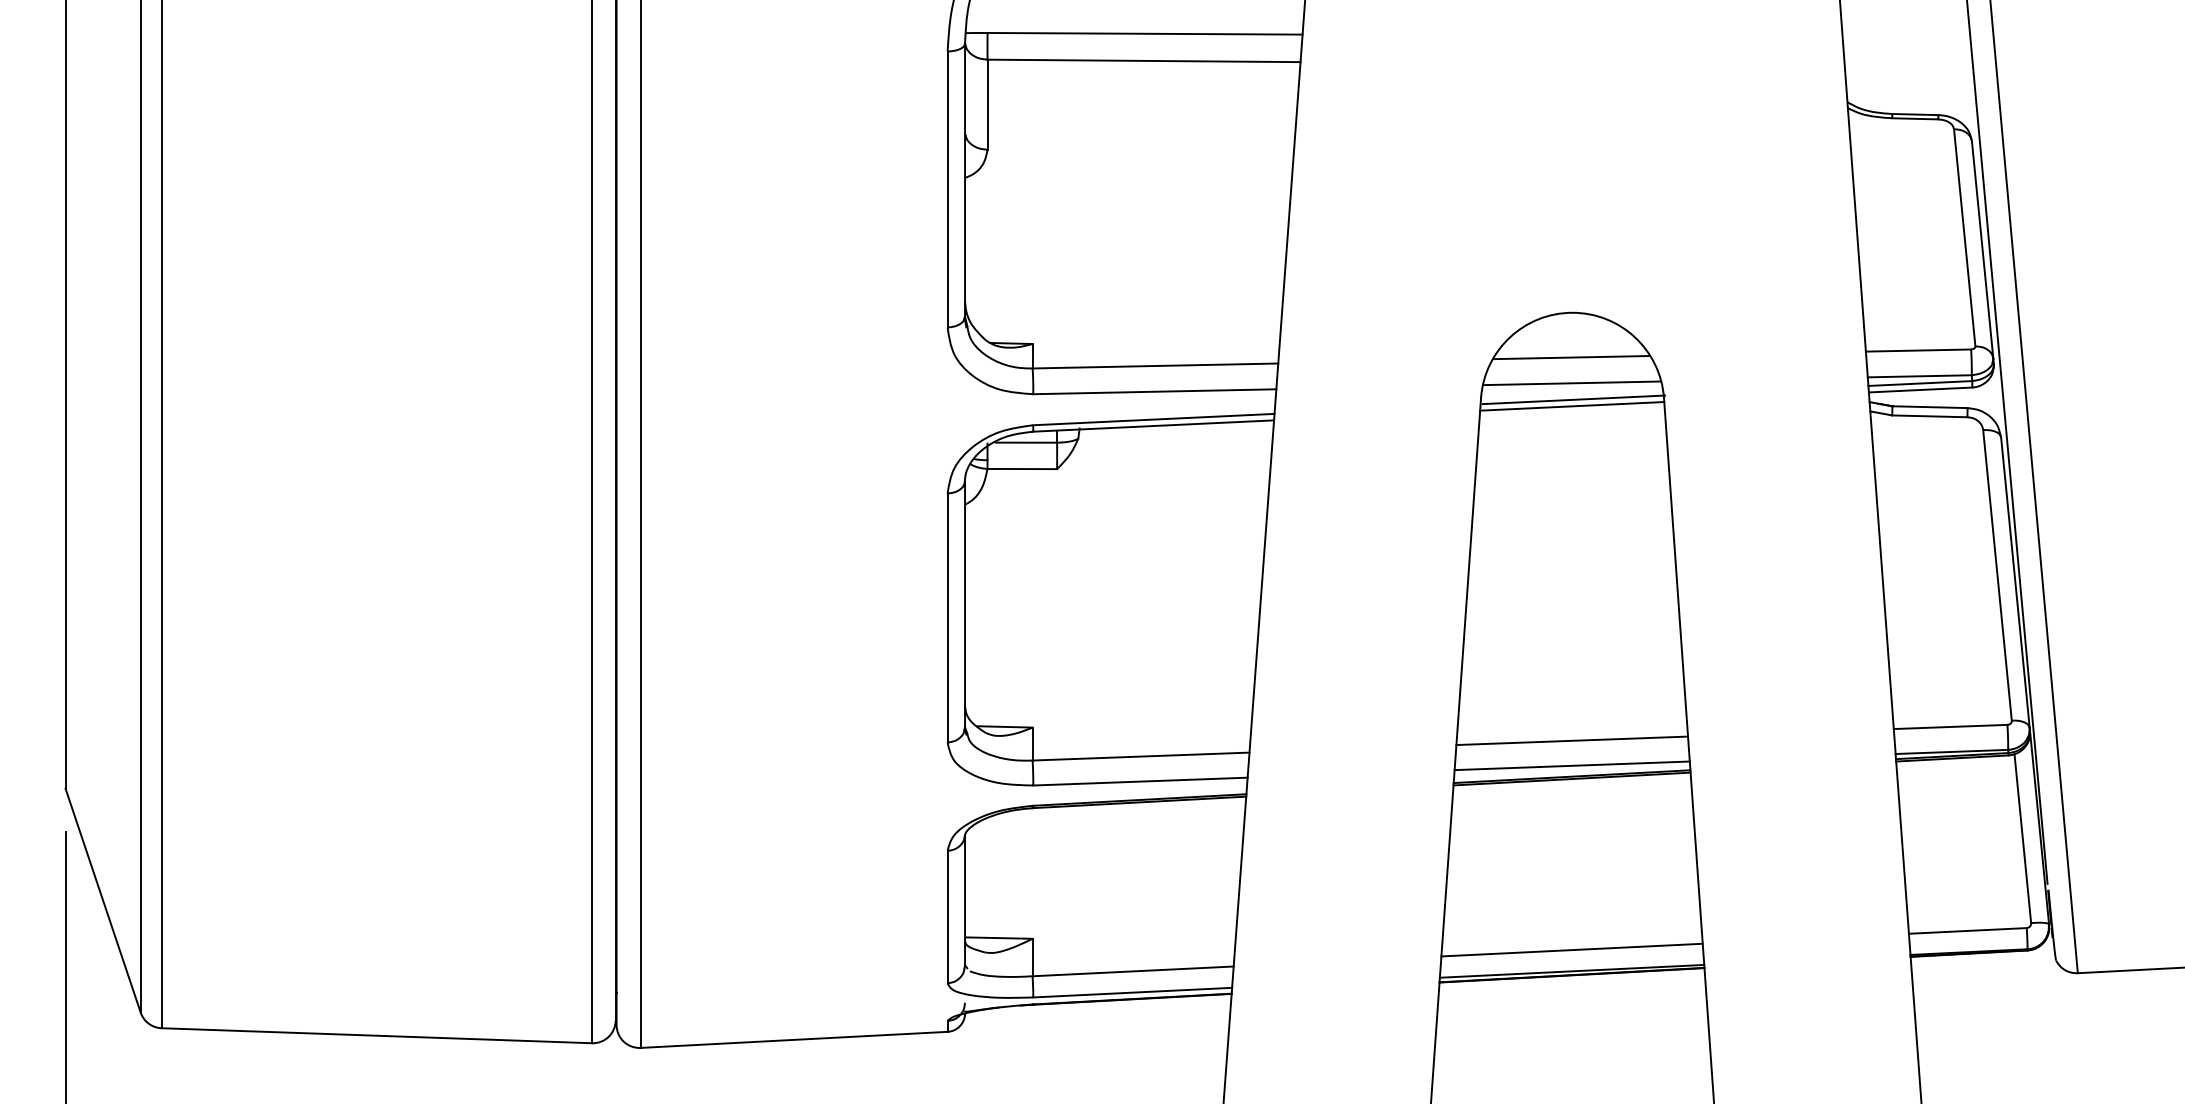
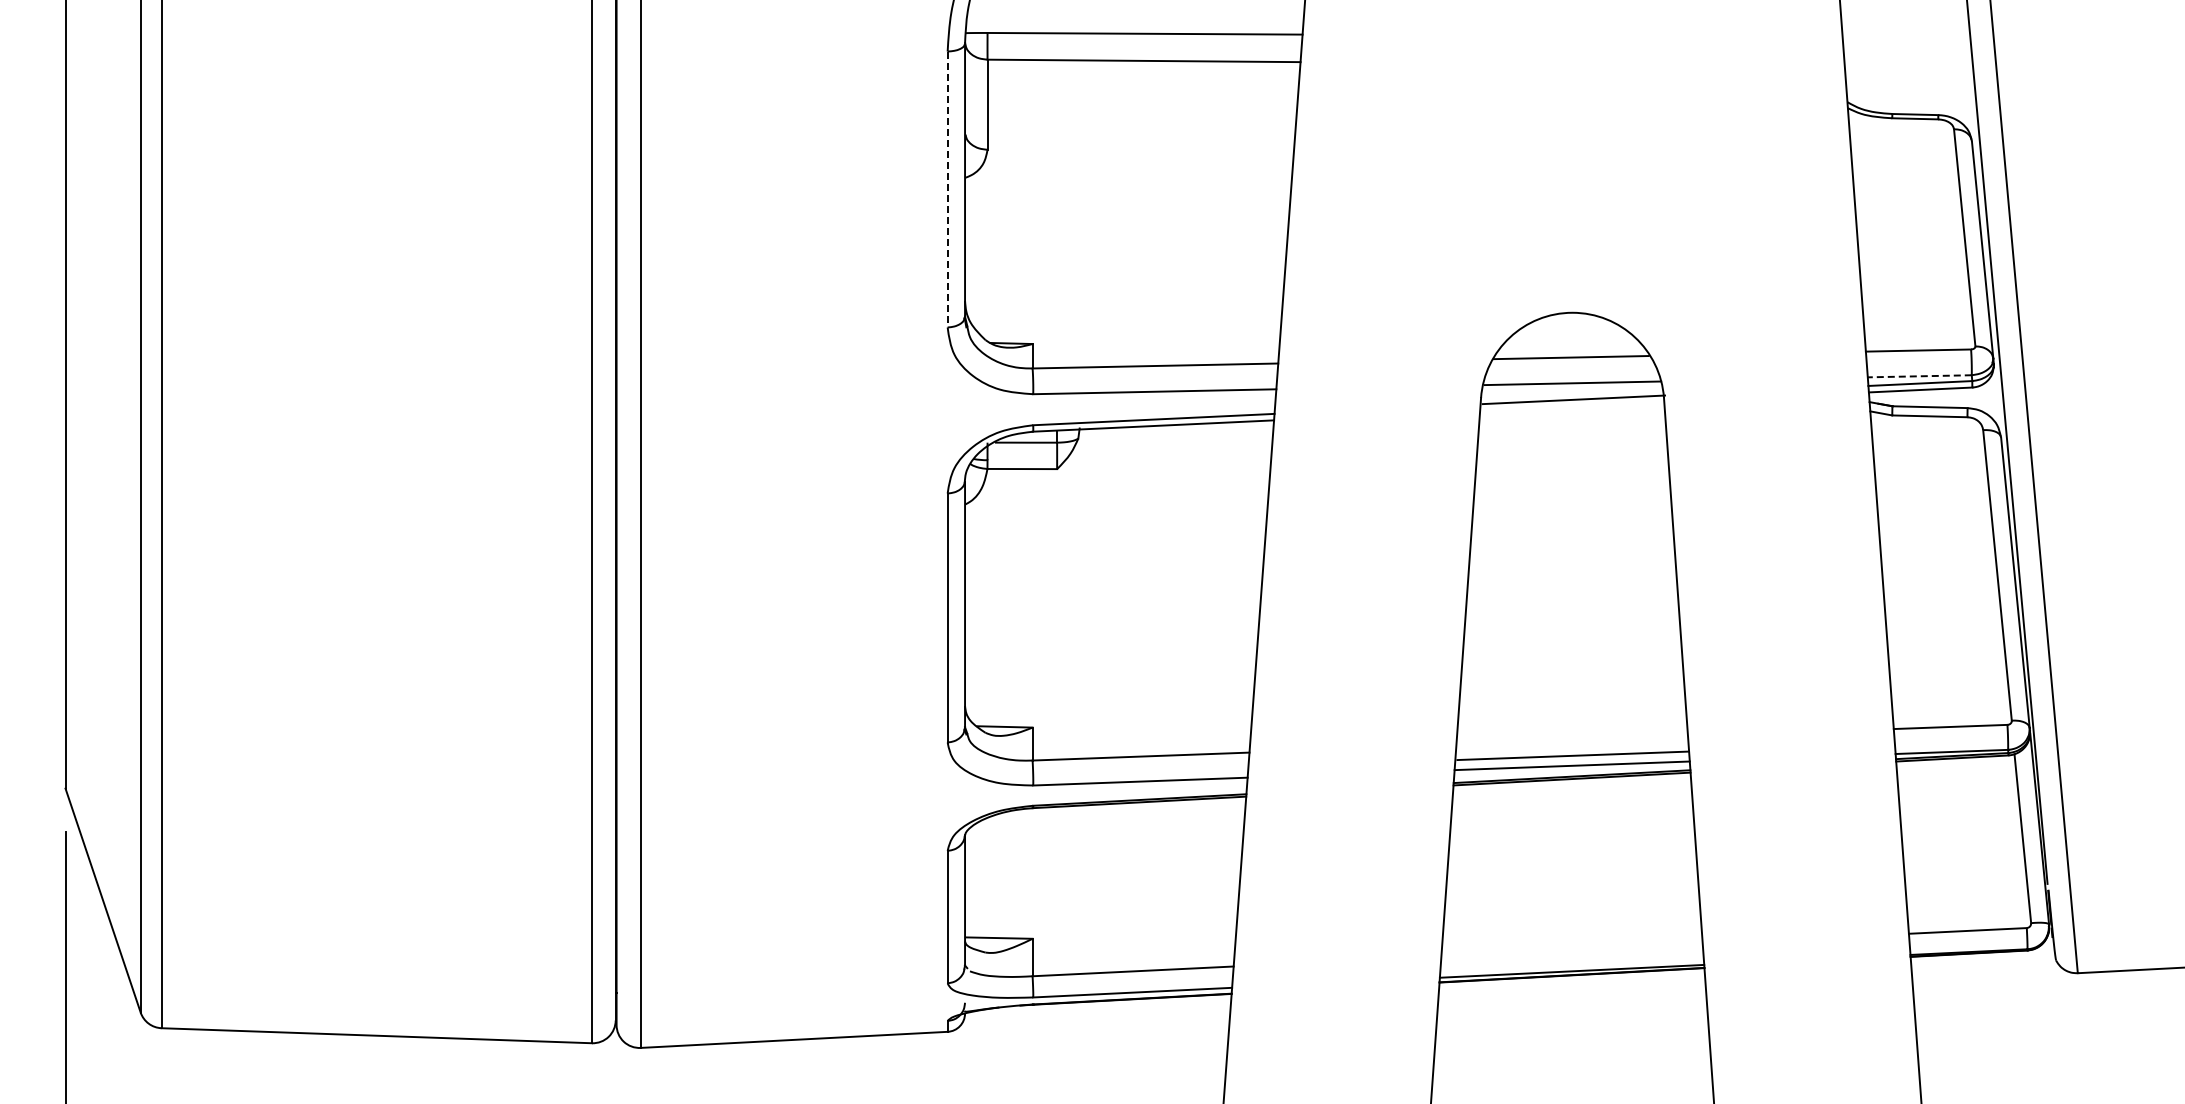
line: solid -> dashed (947, 189)
line: solid -> dashed (1919, 376)
line: present -> none (1572, 406)
line position: (1572, 740) -> (1573, 755) (1573, 755)
line: present -> none (1571, 949)
